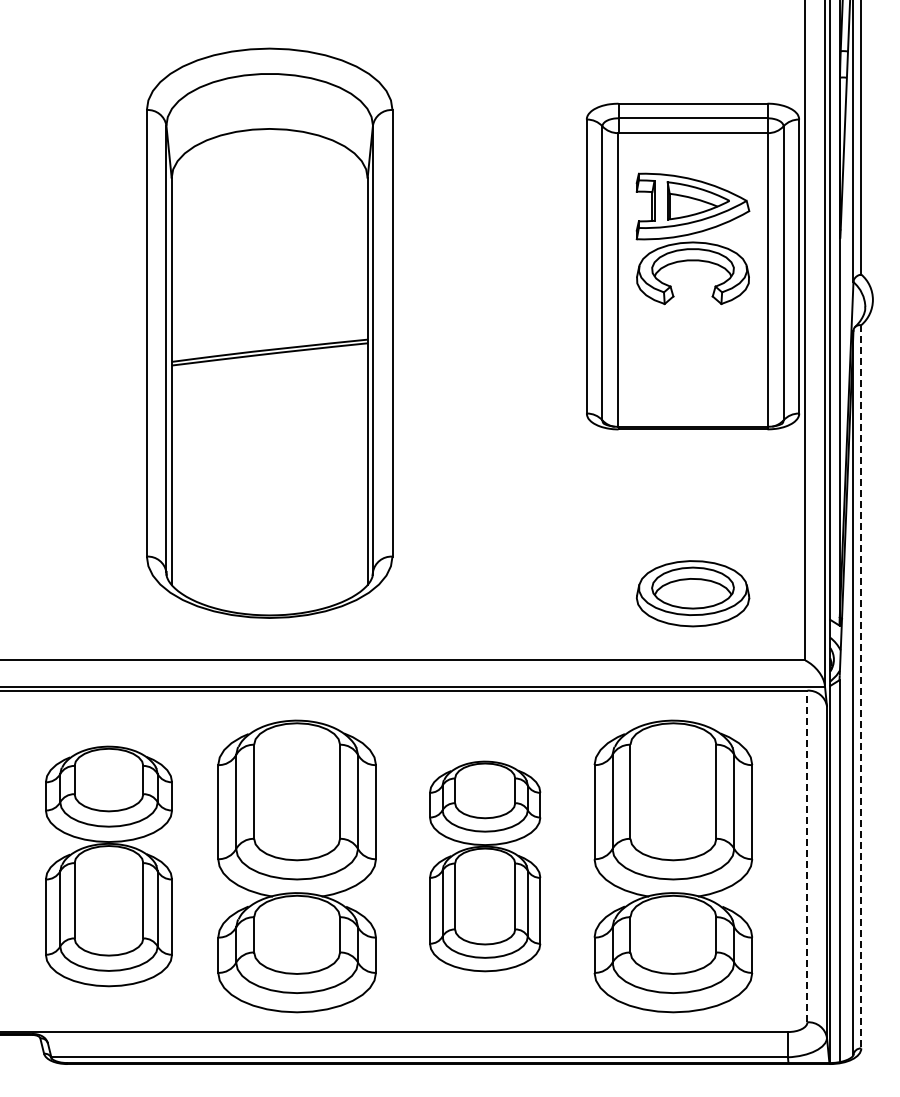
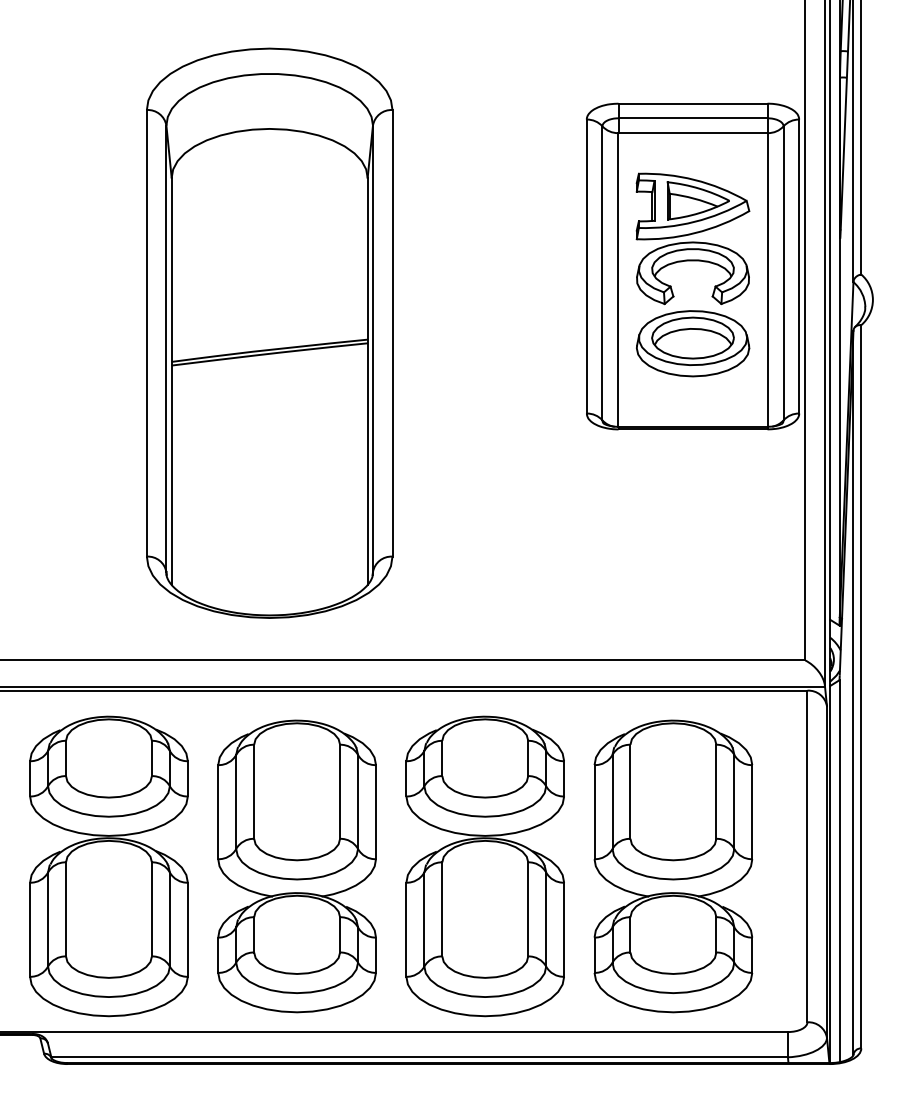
part position: (693, 593) -> (693, 343) (693, 343)
line: dashed -> solid (861, 686)
line: dashed -> solid (807, 856)
part size: 128x243 px -> 160x303 px (108, 866)
part size: 113x213 px -> 160x303 px (484, 866)
